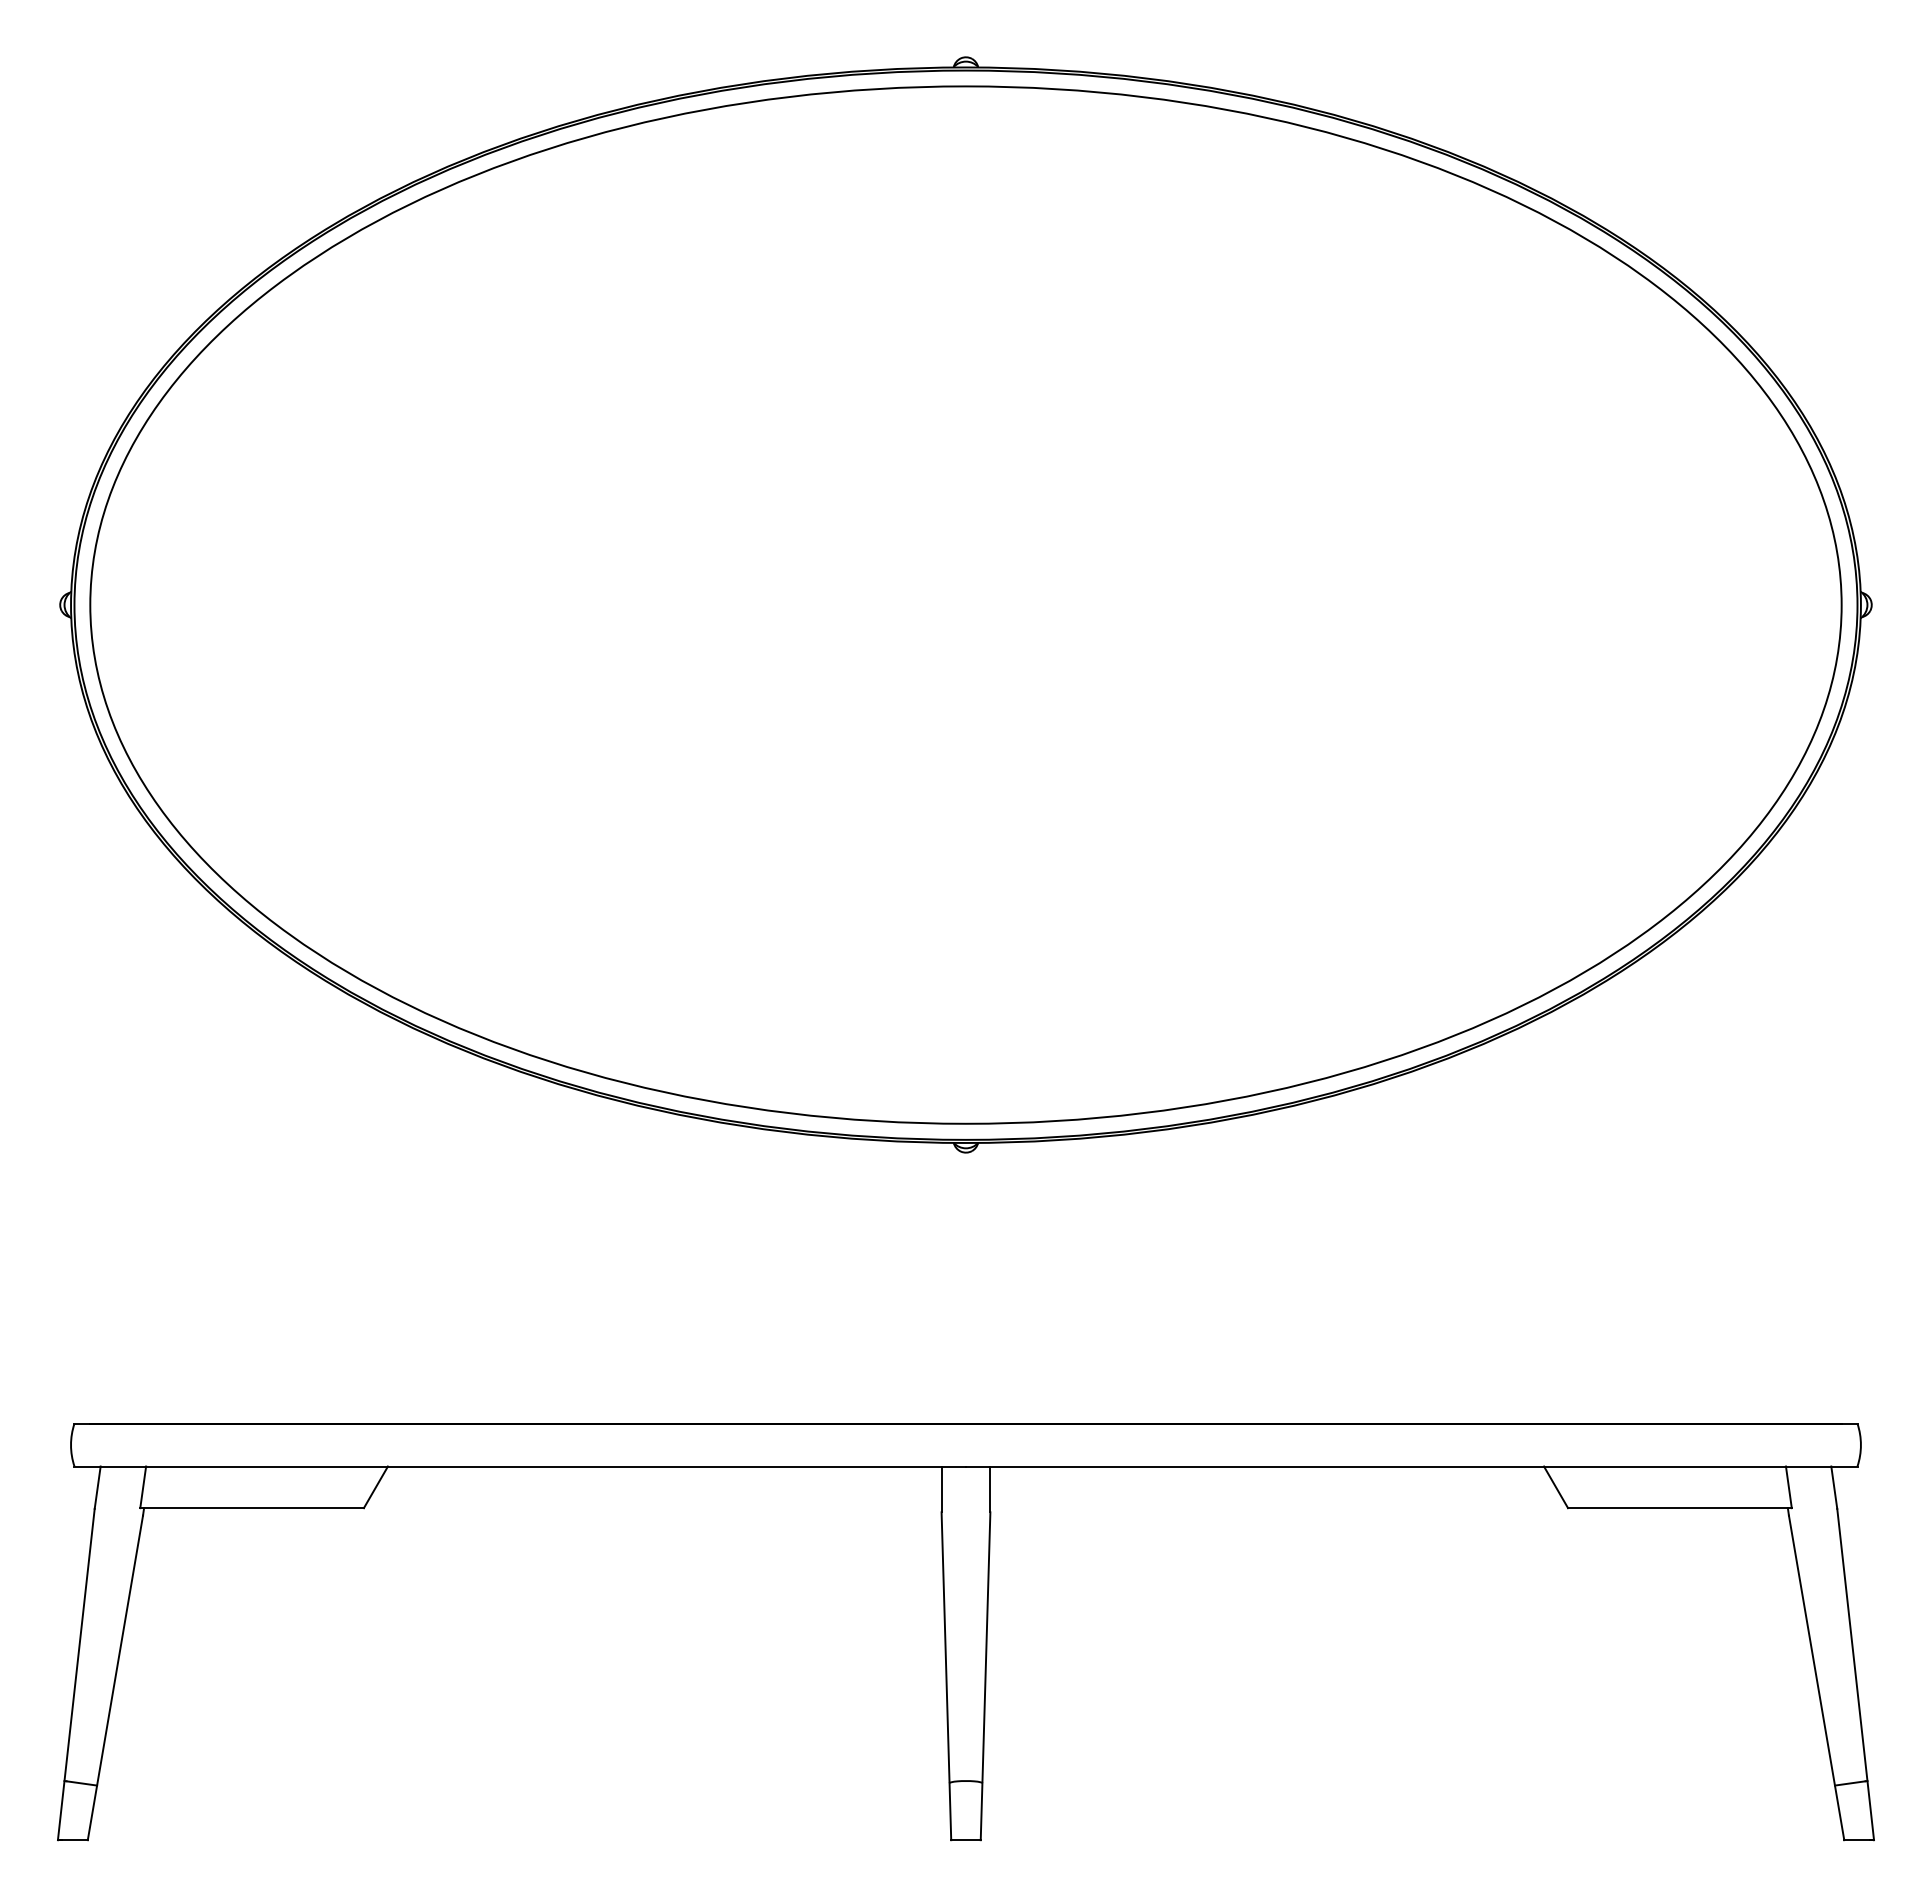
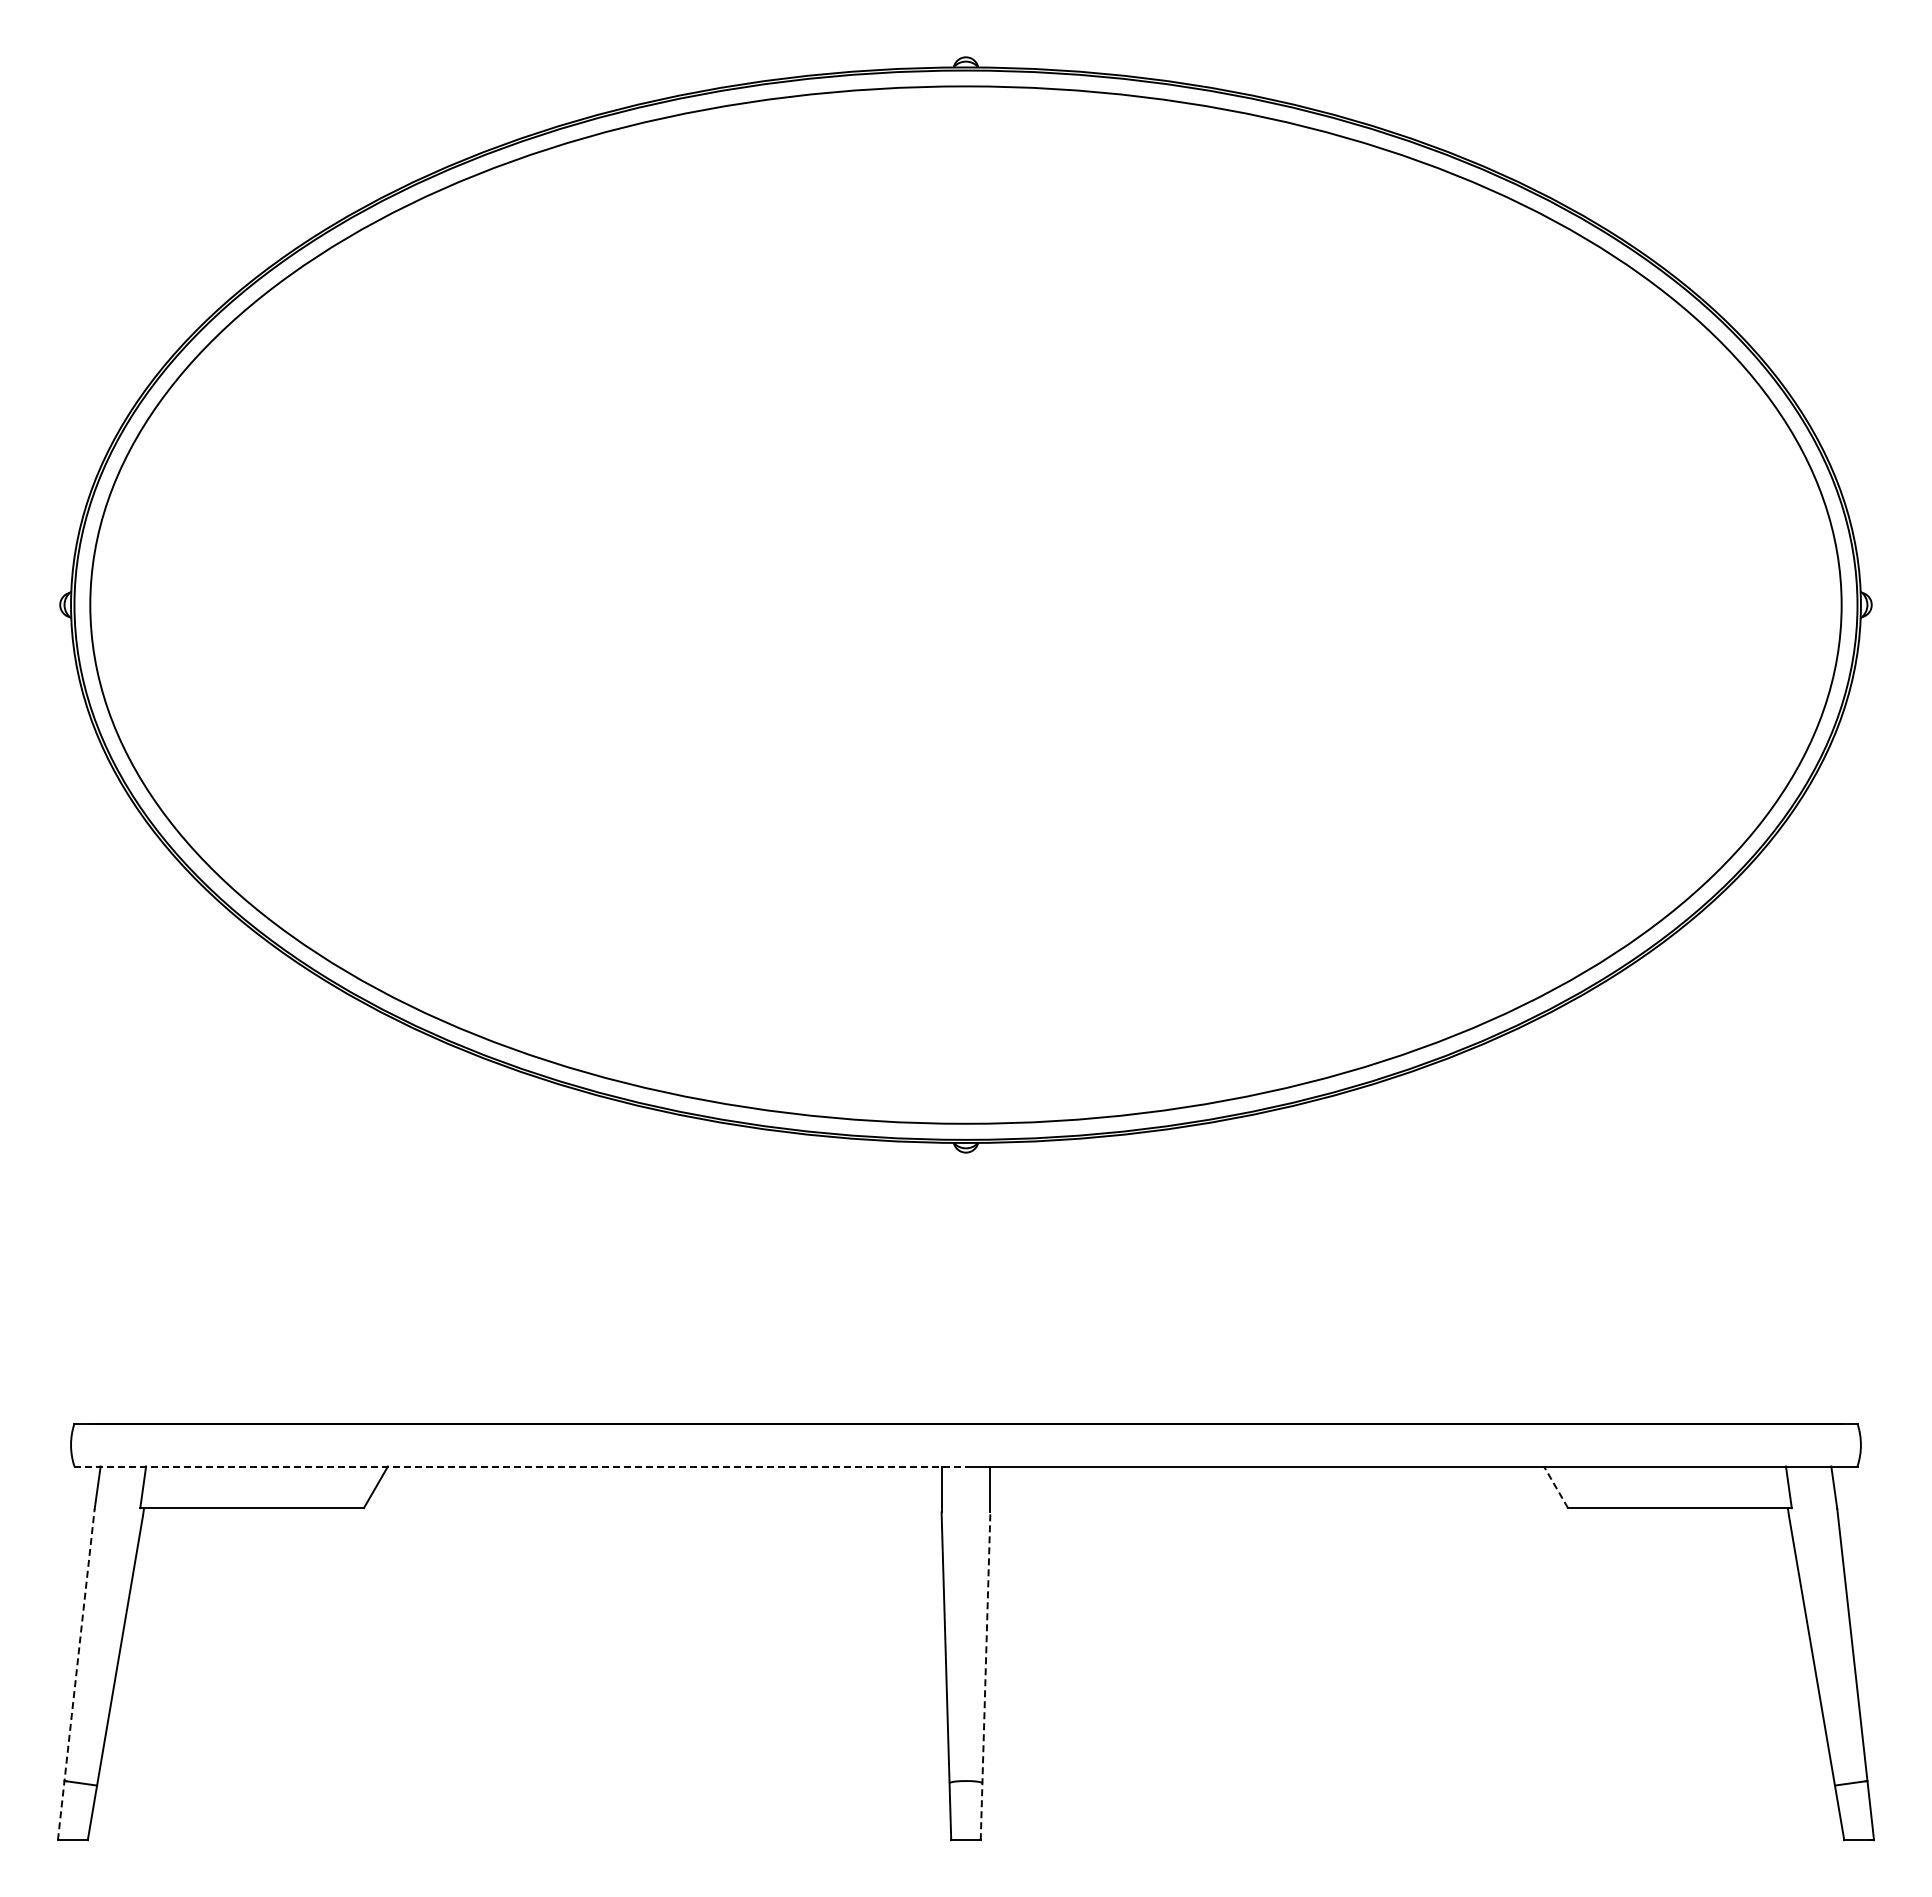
line: solid -> dashed (520, 1466)
line: solid -> dashed (1555, 1486)
line: solid -> dashed (76, 1674)
line: solid -> dashed (985, 1675)
